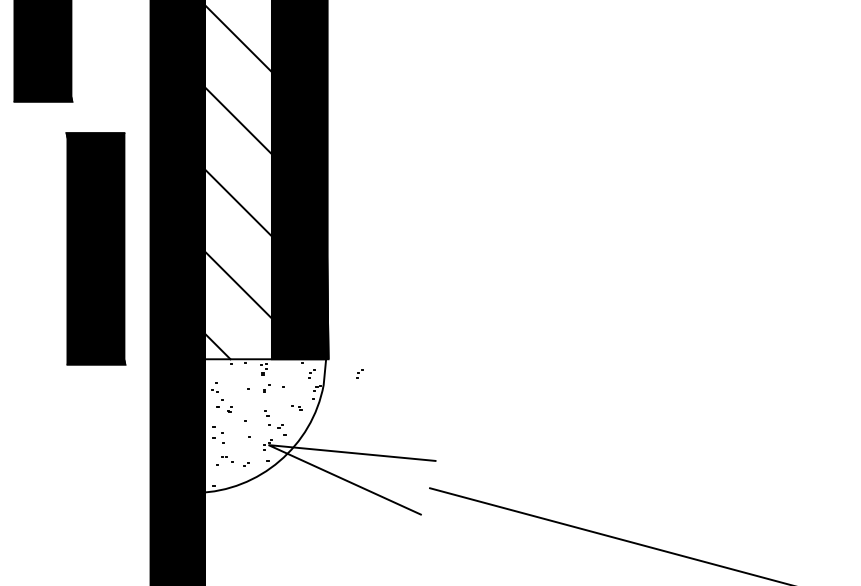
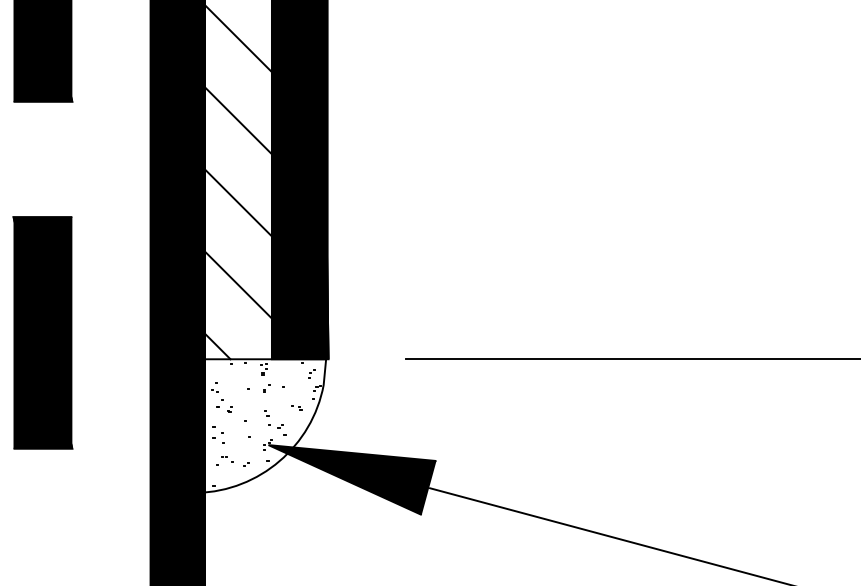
part position: (95, 248) -> (42, 332) (42, 332)
line: none -> present (631, 359)
part: present -> none (359, 373)
fill: none -> present (352, 479)
